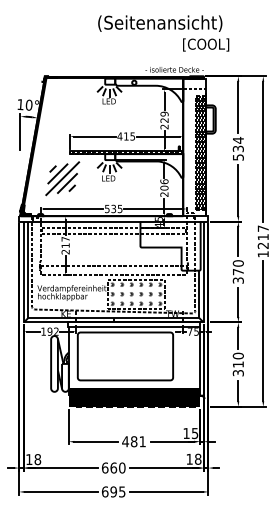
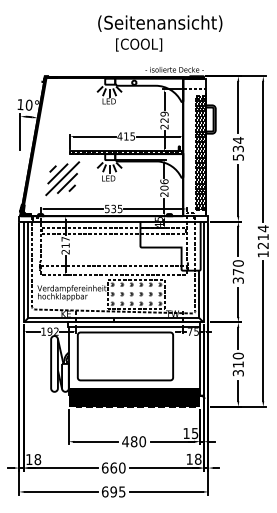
text position: (206, 44) -> (139, 44) (139, 44)
text: 1217 -> 1214 (262, 228)
text: 481 -> 480 (142, 441)
